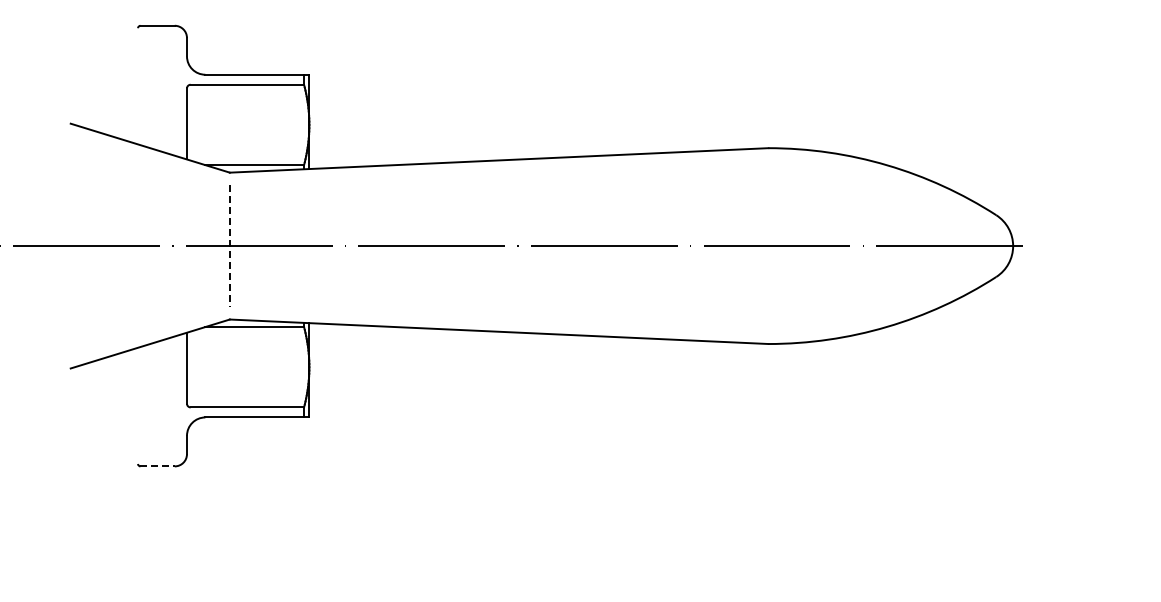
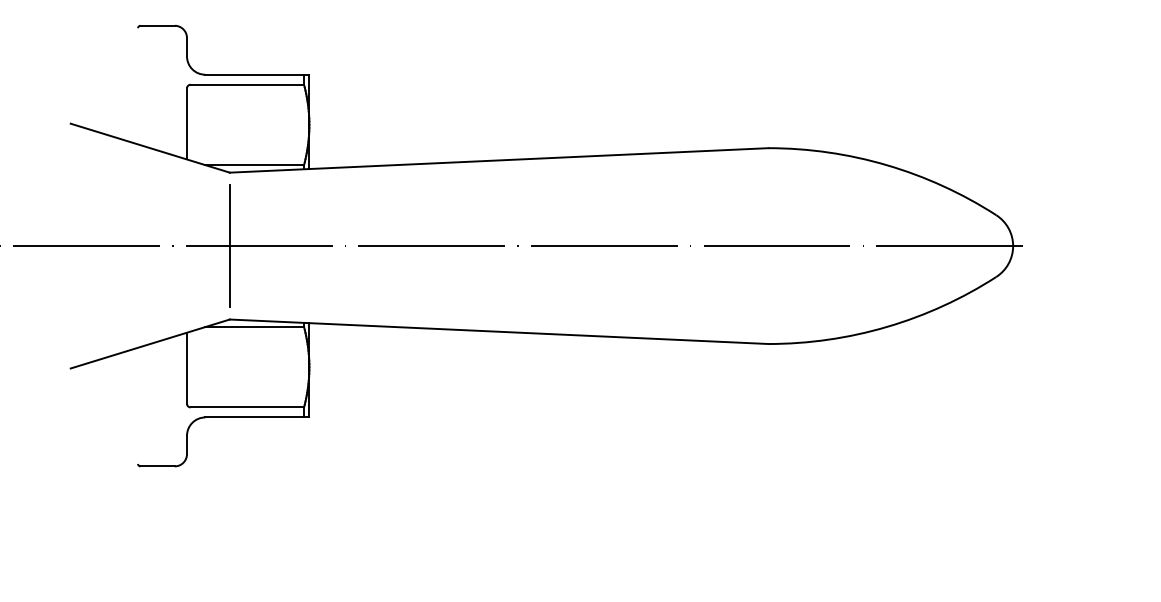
line: dashed -> solid (229, 246)
line: dashed -> solid (158, 466)
